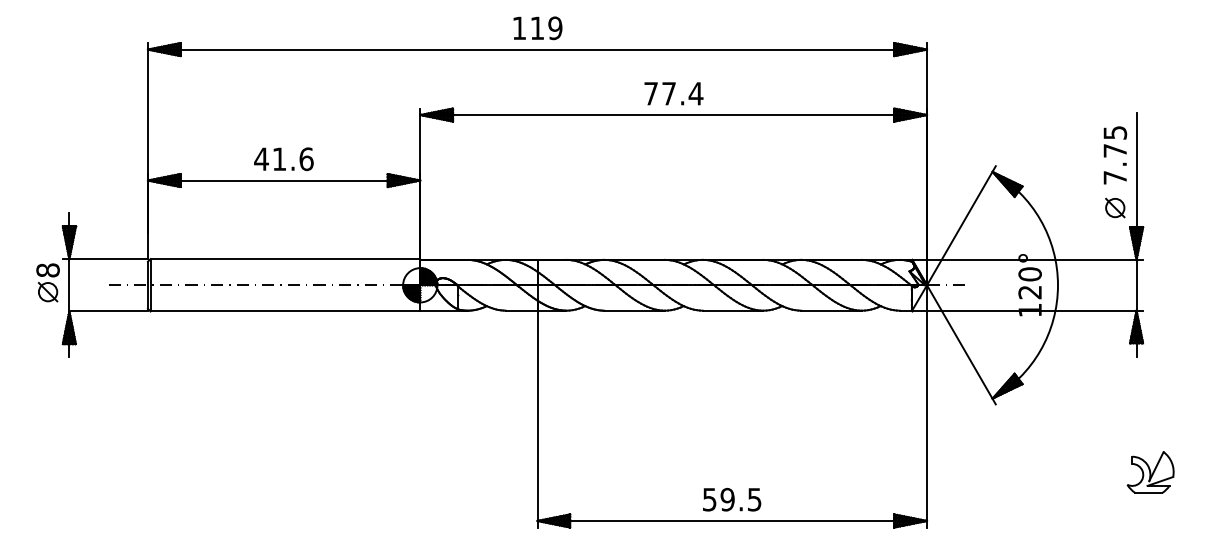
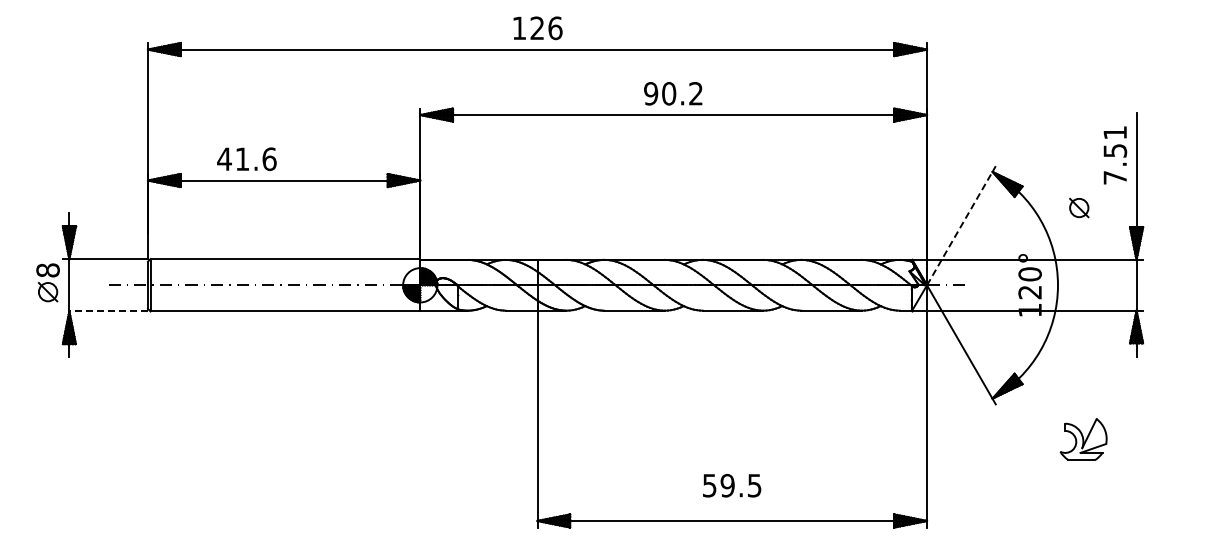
text: 119 -> 126 (546, 28)
text: 77.4 -> 90.2 (673, 93)
text: 7.75 -> 7.51 (1115, 141)
text position: (283, 158) -> (246, 158) (246, 158)
part position: (1115, 207) -> (1079, 207) (1079, 207)
line: solid -> dashed (961, 225)
line: solid -> dashed (108, 311)
part position: (1150, 472) -> (1083, 439) (1083, 439)
text position: (732, 499) -> (732, 485) (732, 485)
